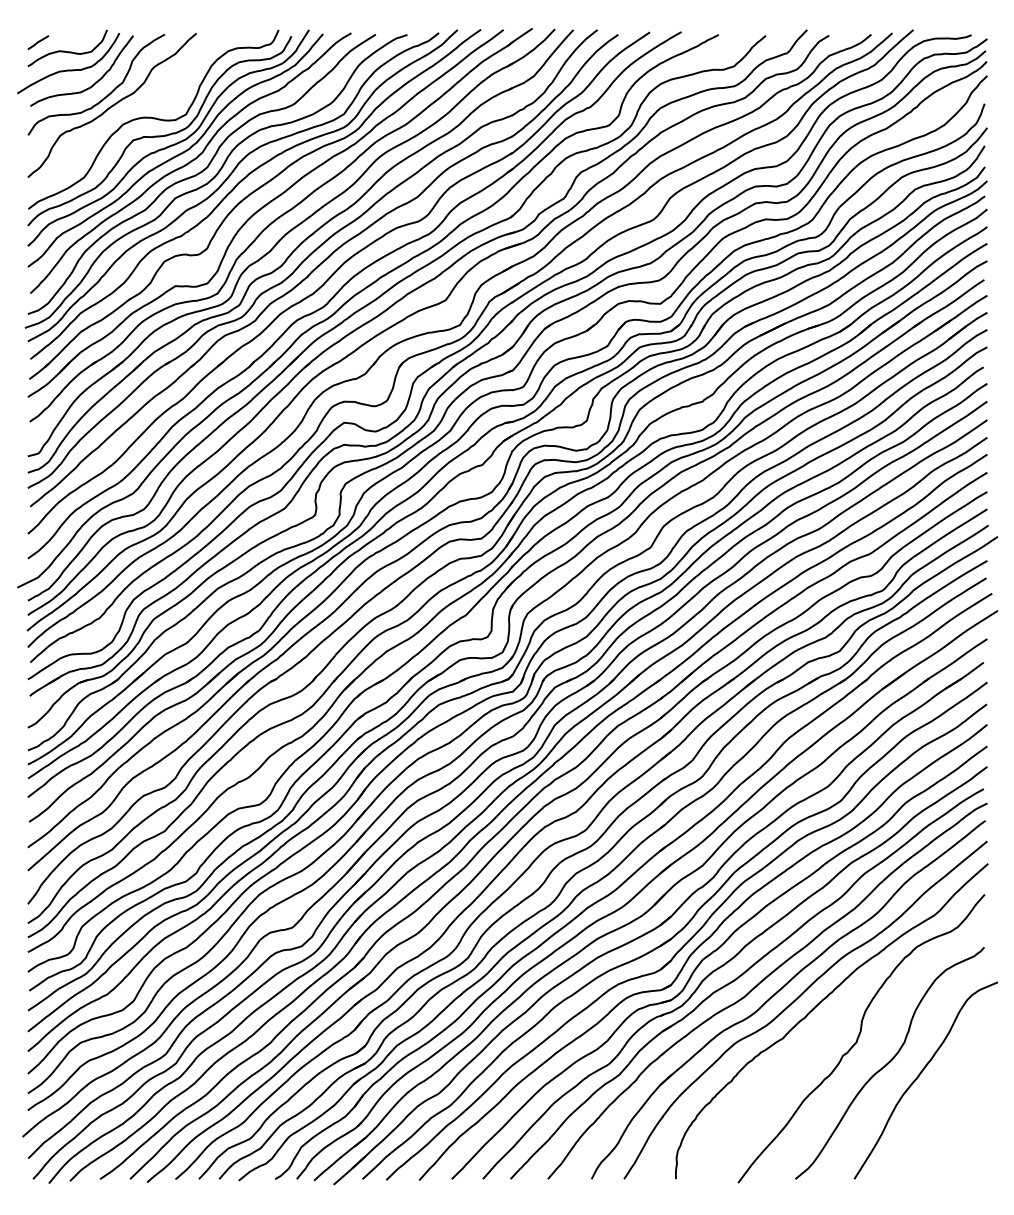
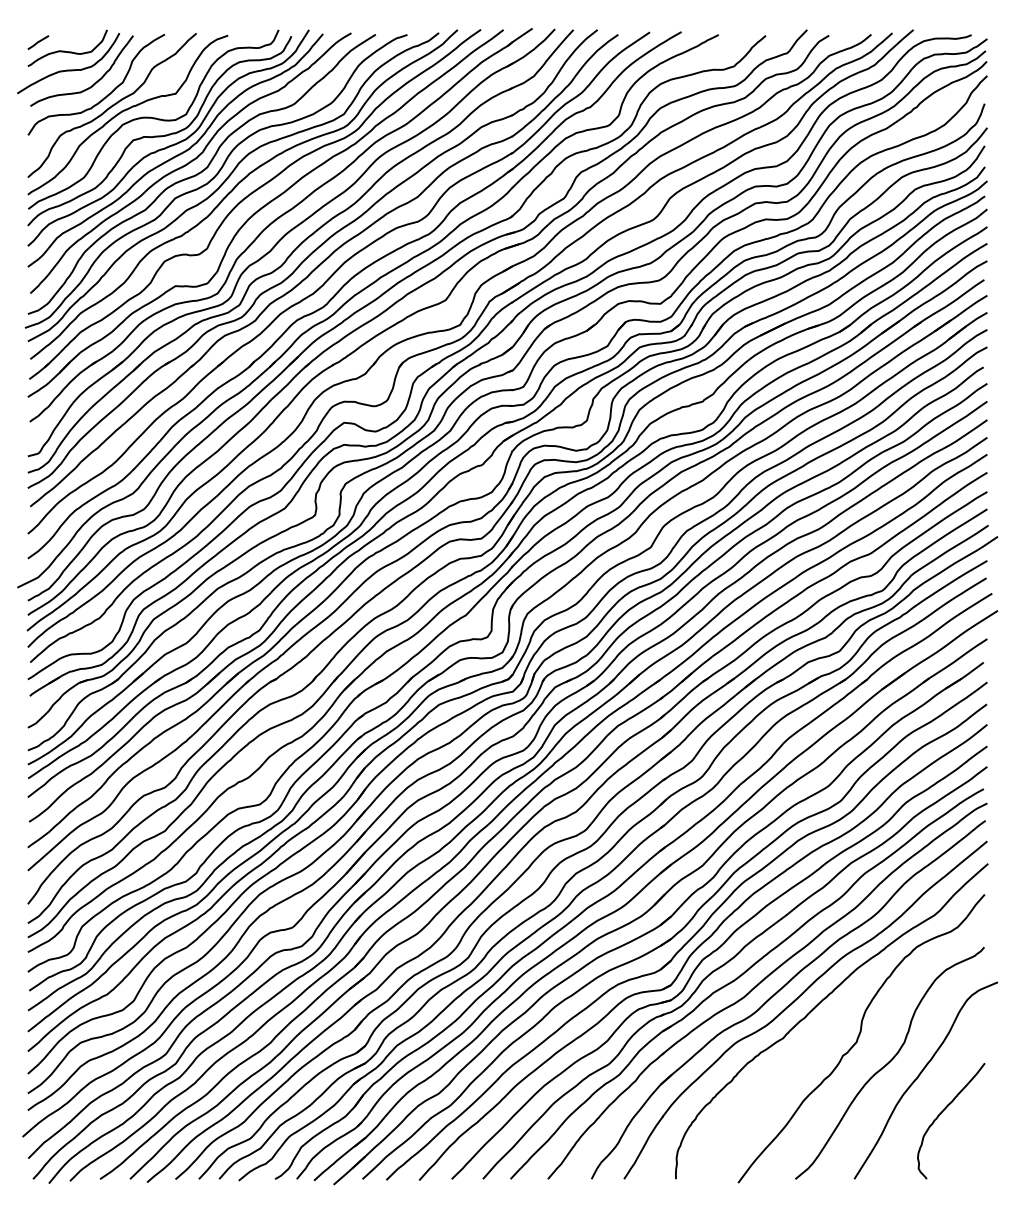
curve: none -> present (127, 110)
curve: none -> present (943, 1111)
